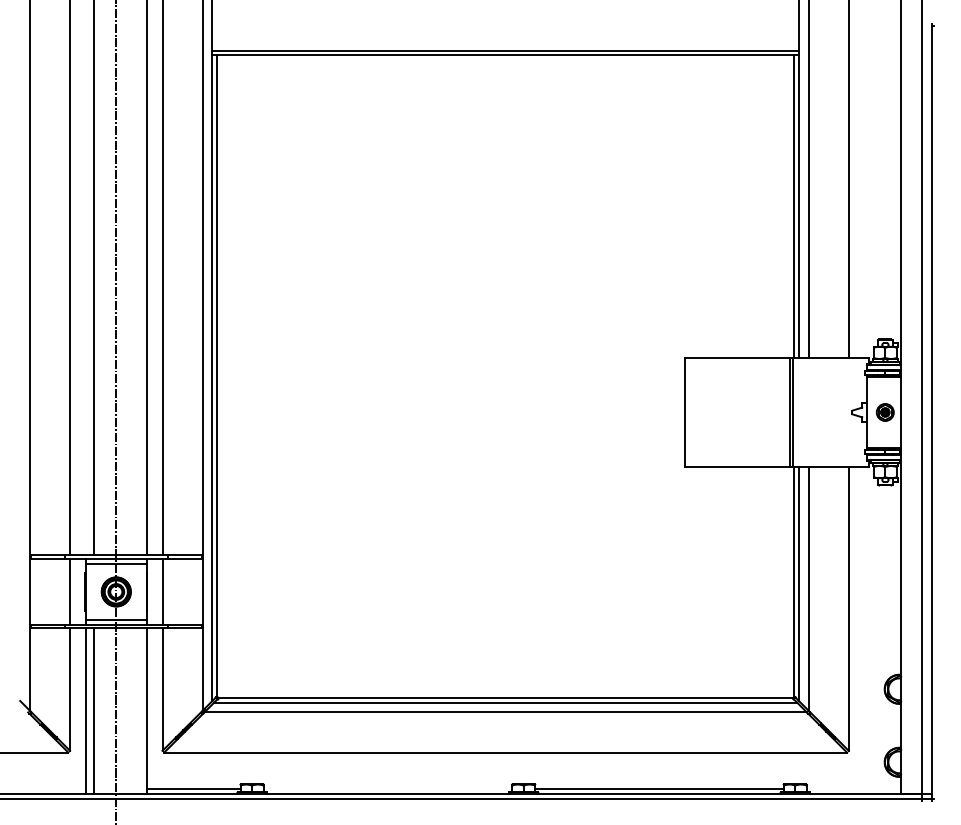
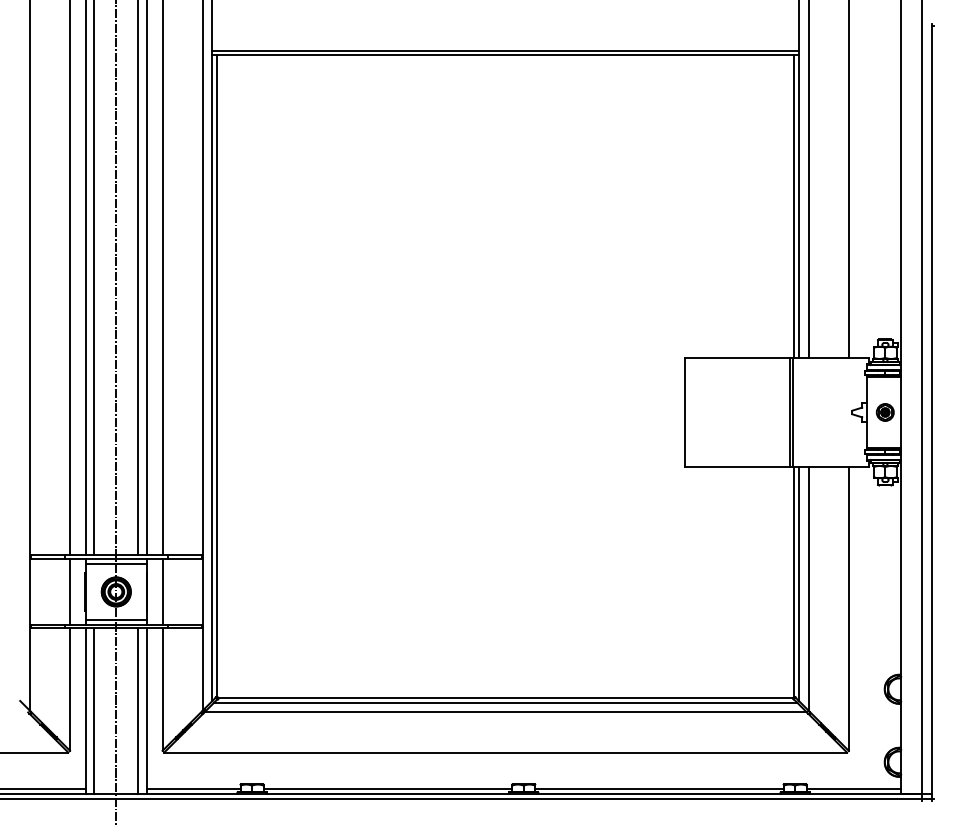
line: none -> present (85, 278)
line: none -> present (138, 278)
line: none -> present (138, 710)
line: none -> present (43, 789)
line: none -> present (387, 789)
line: none -> present (853, 789)
